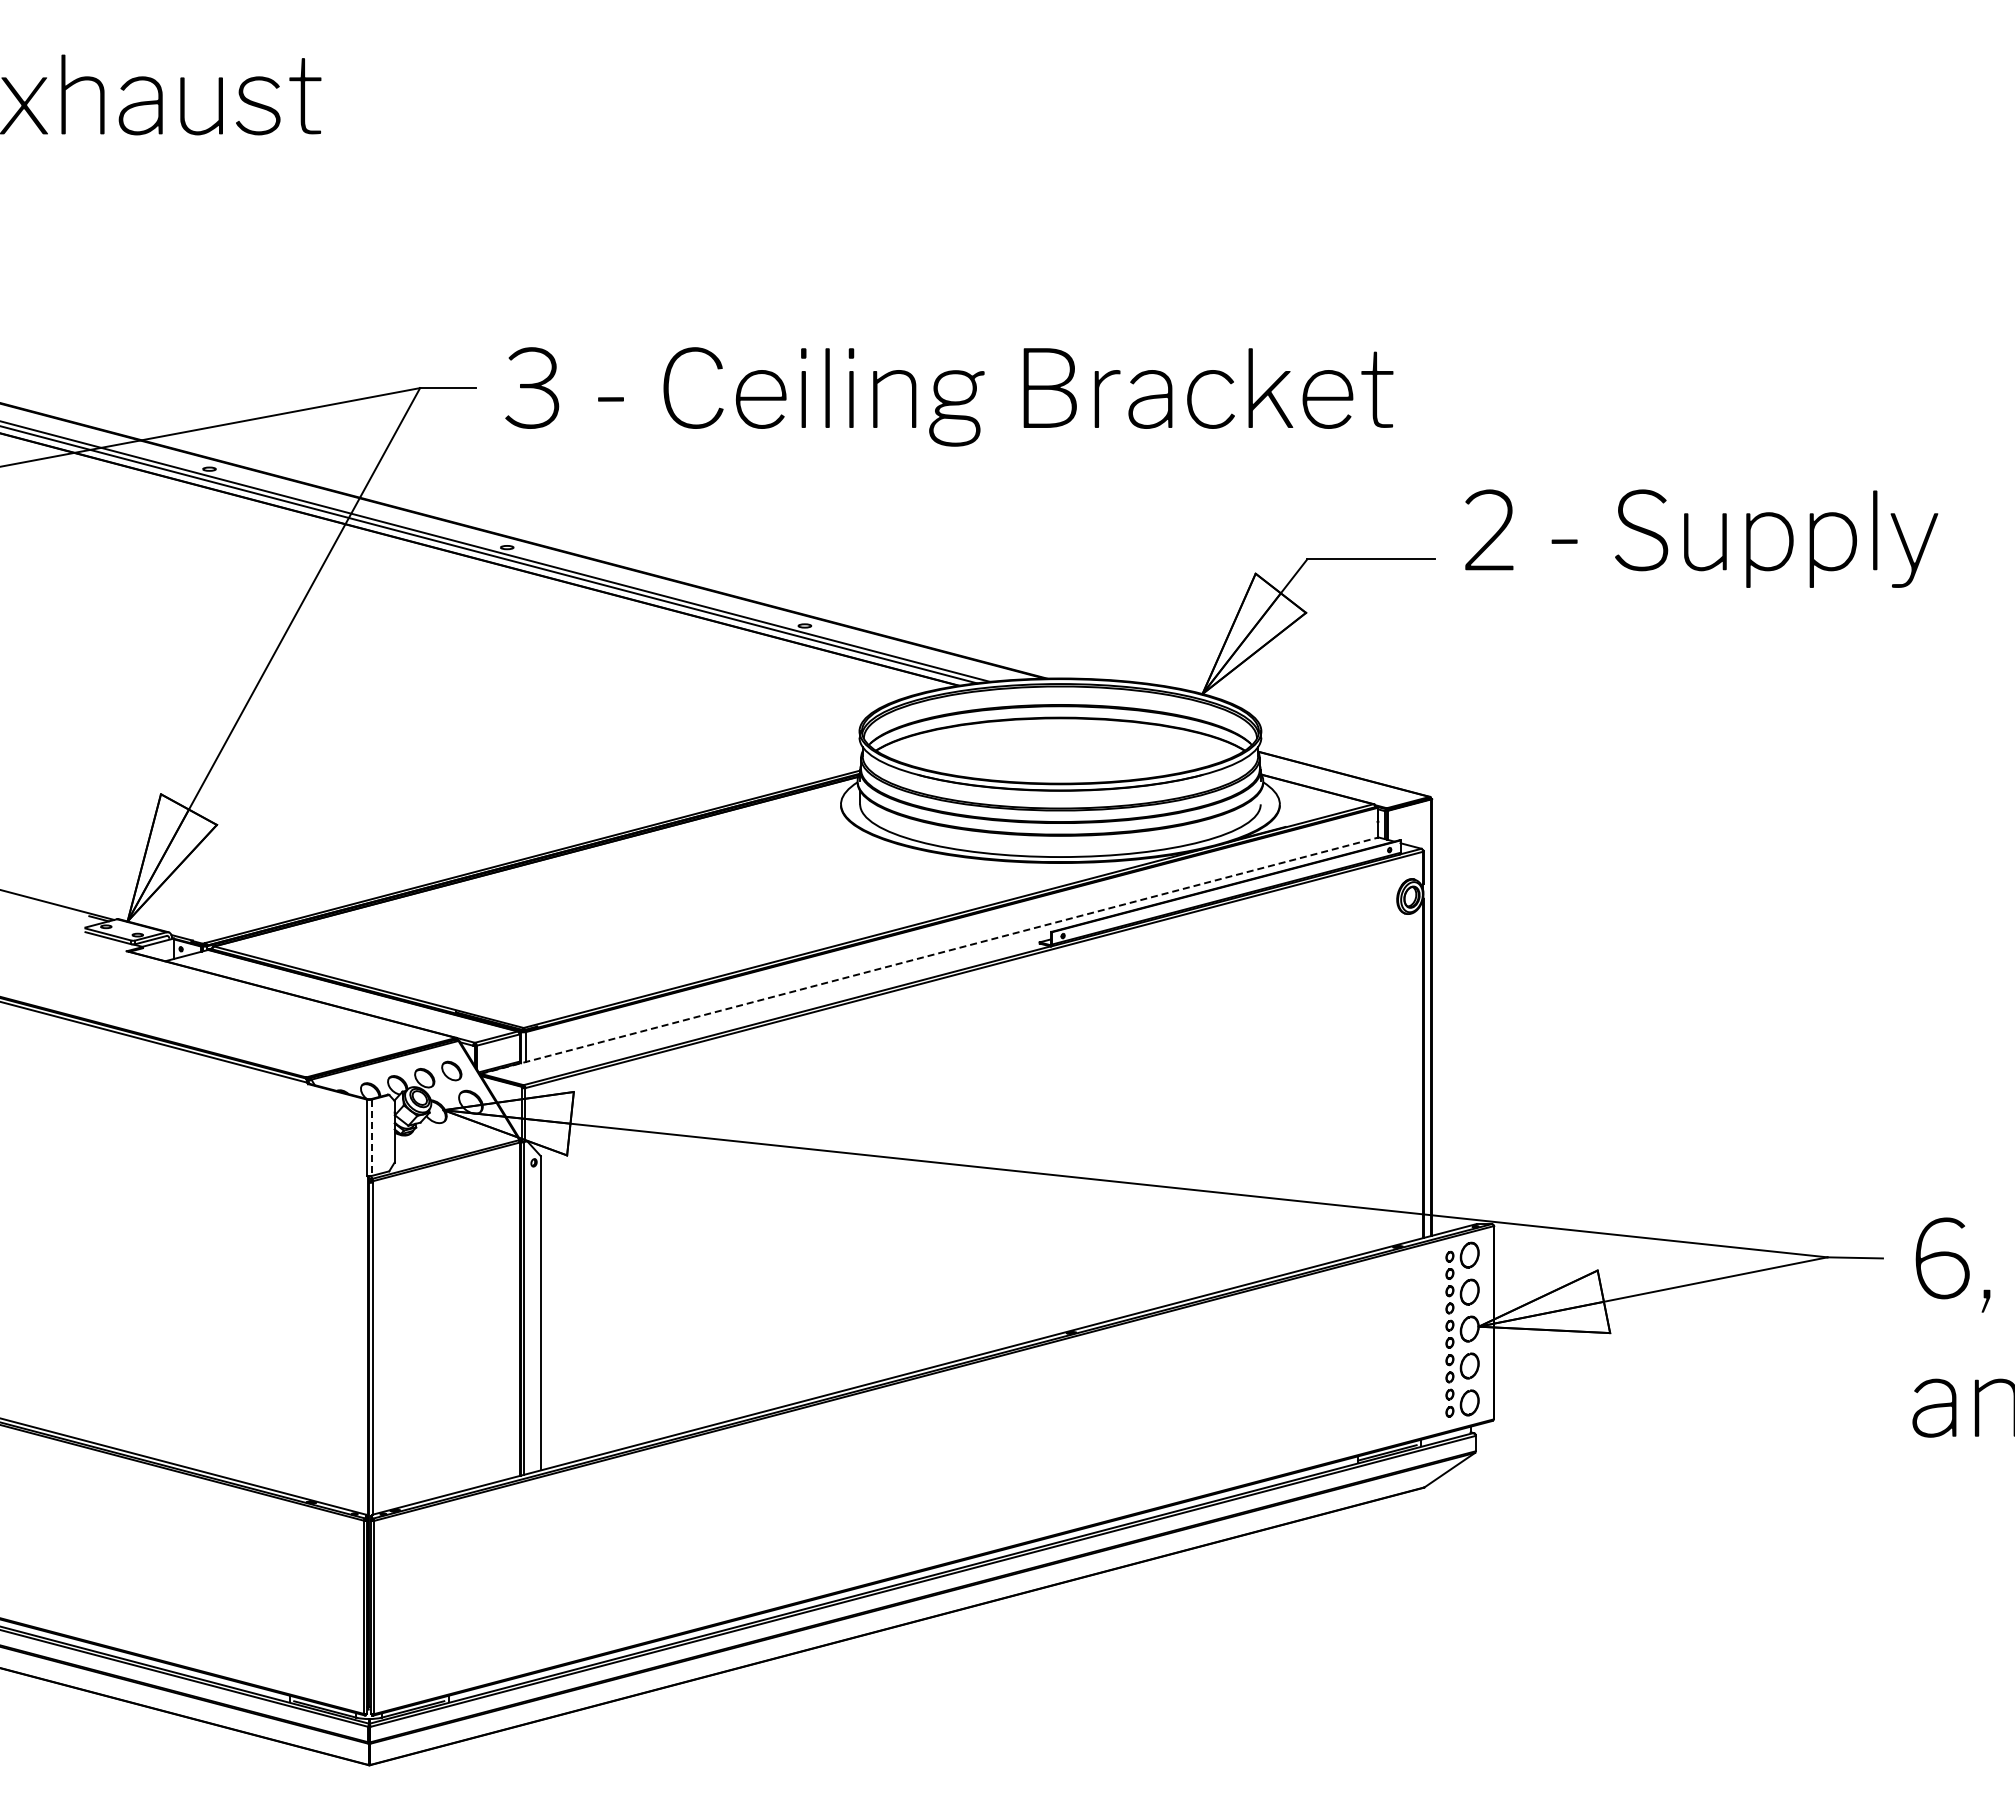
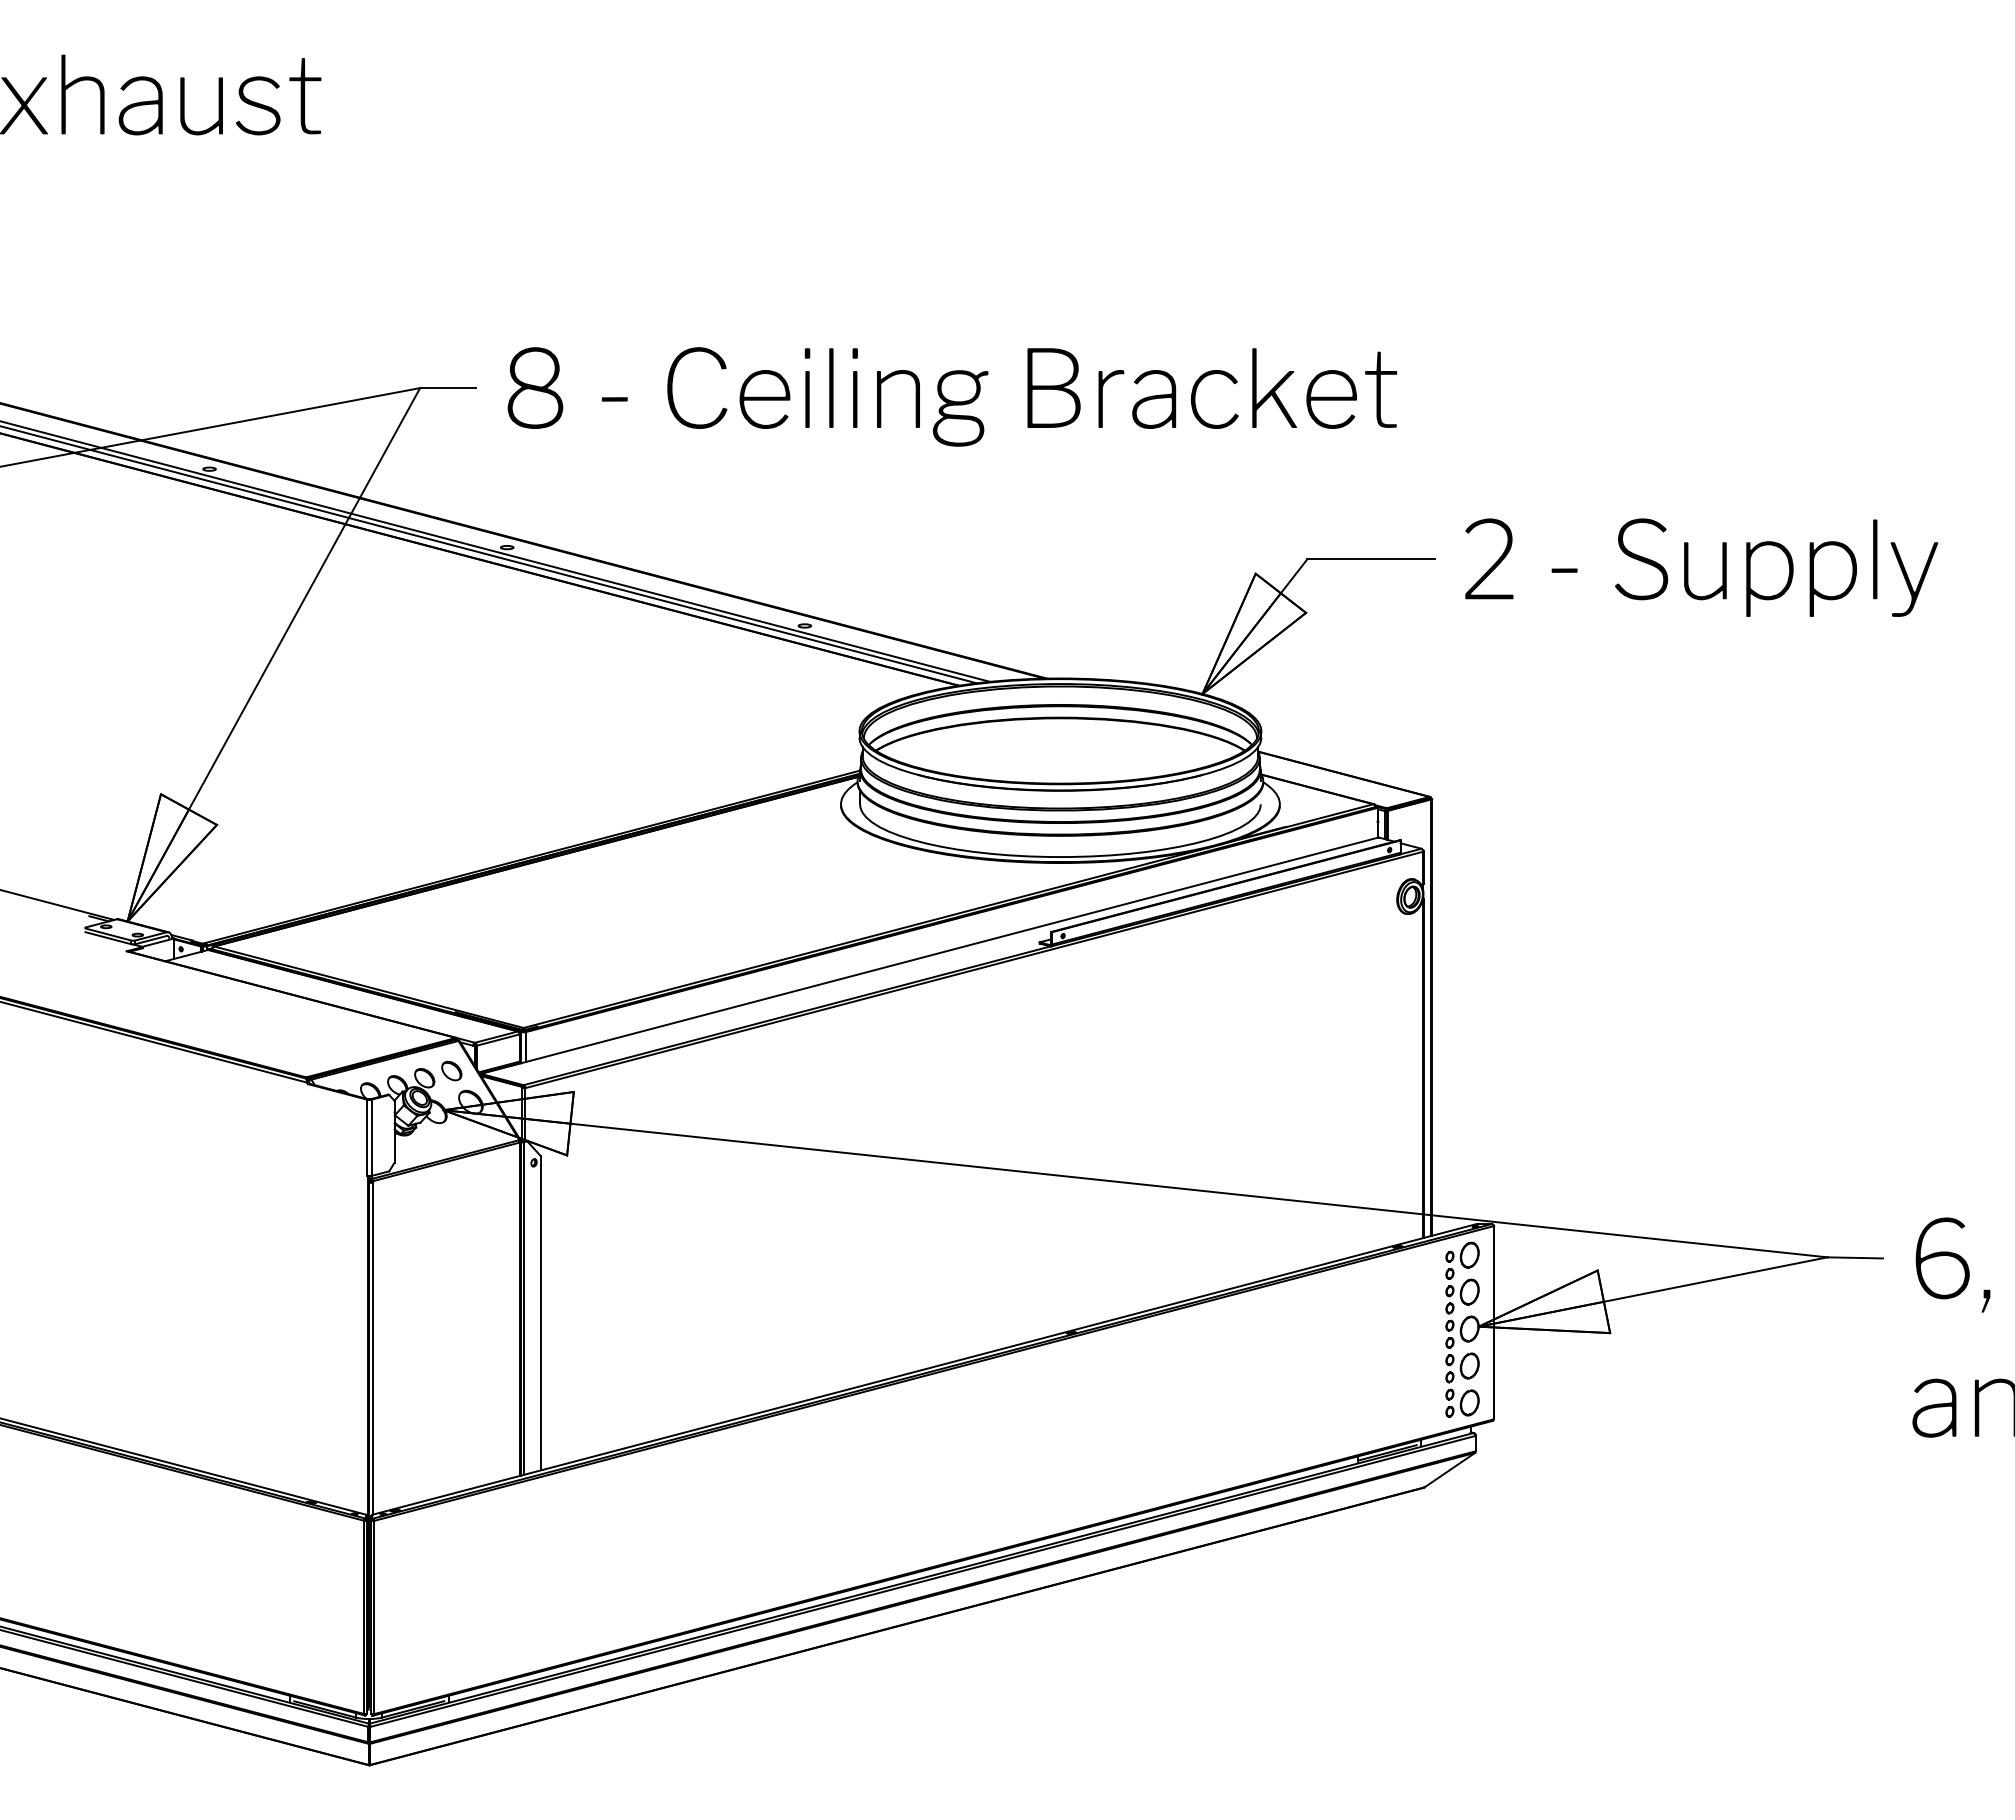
text: 3 -> 8 (951, 396)
text position: (1701, 538) -> (1701, 567) (1701, 567)
line: dashed -> solid (930, 955)
line: dashed -> solid (371, 1138)
